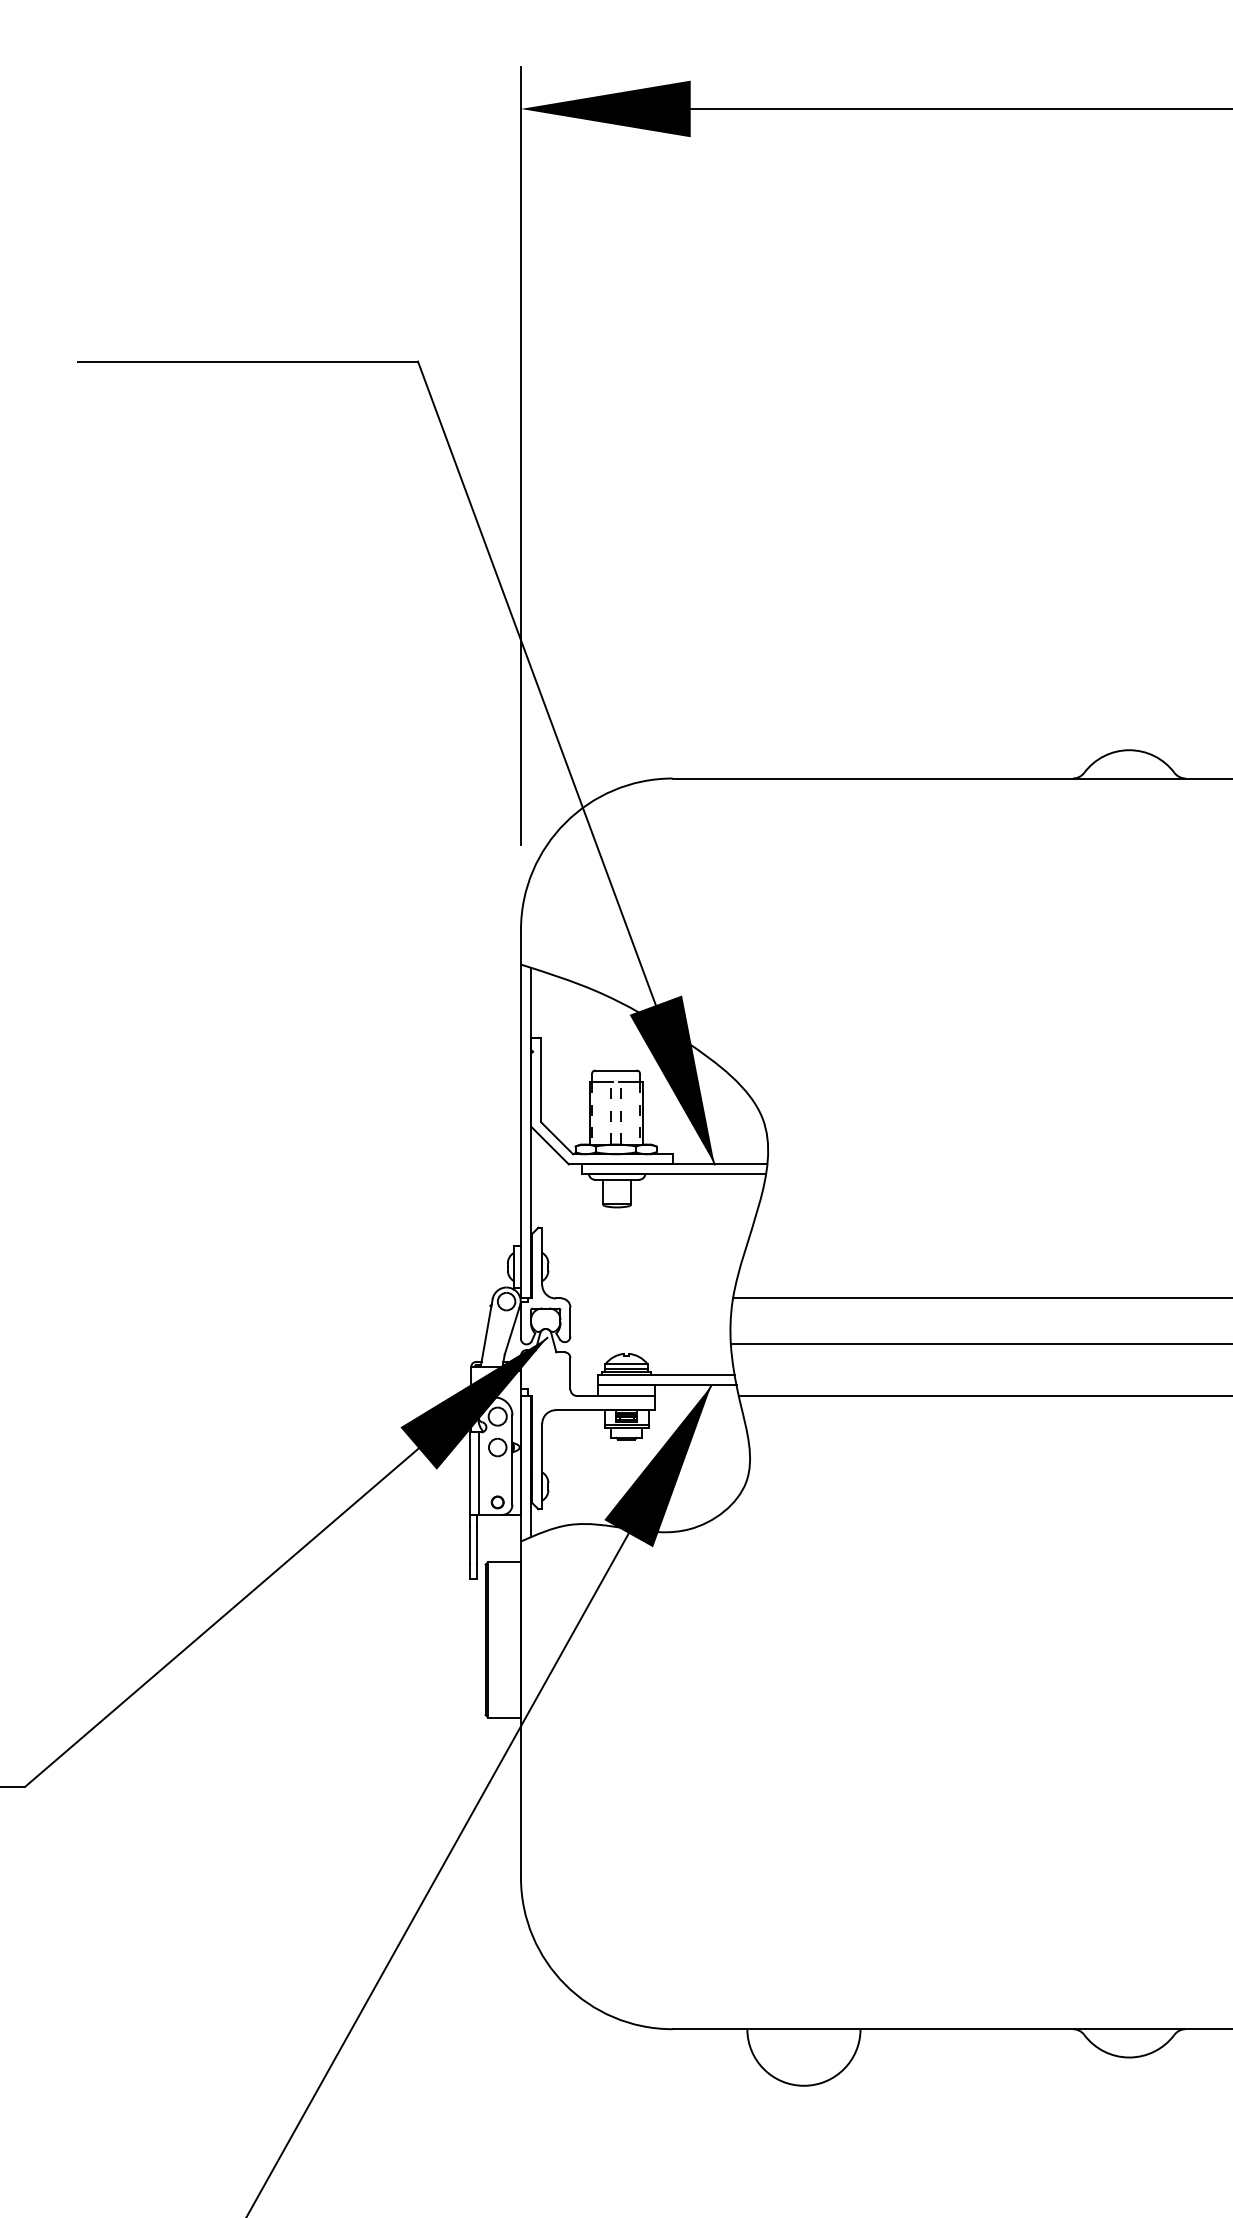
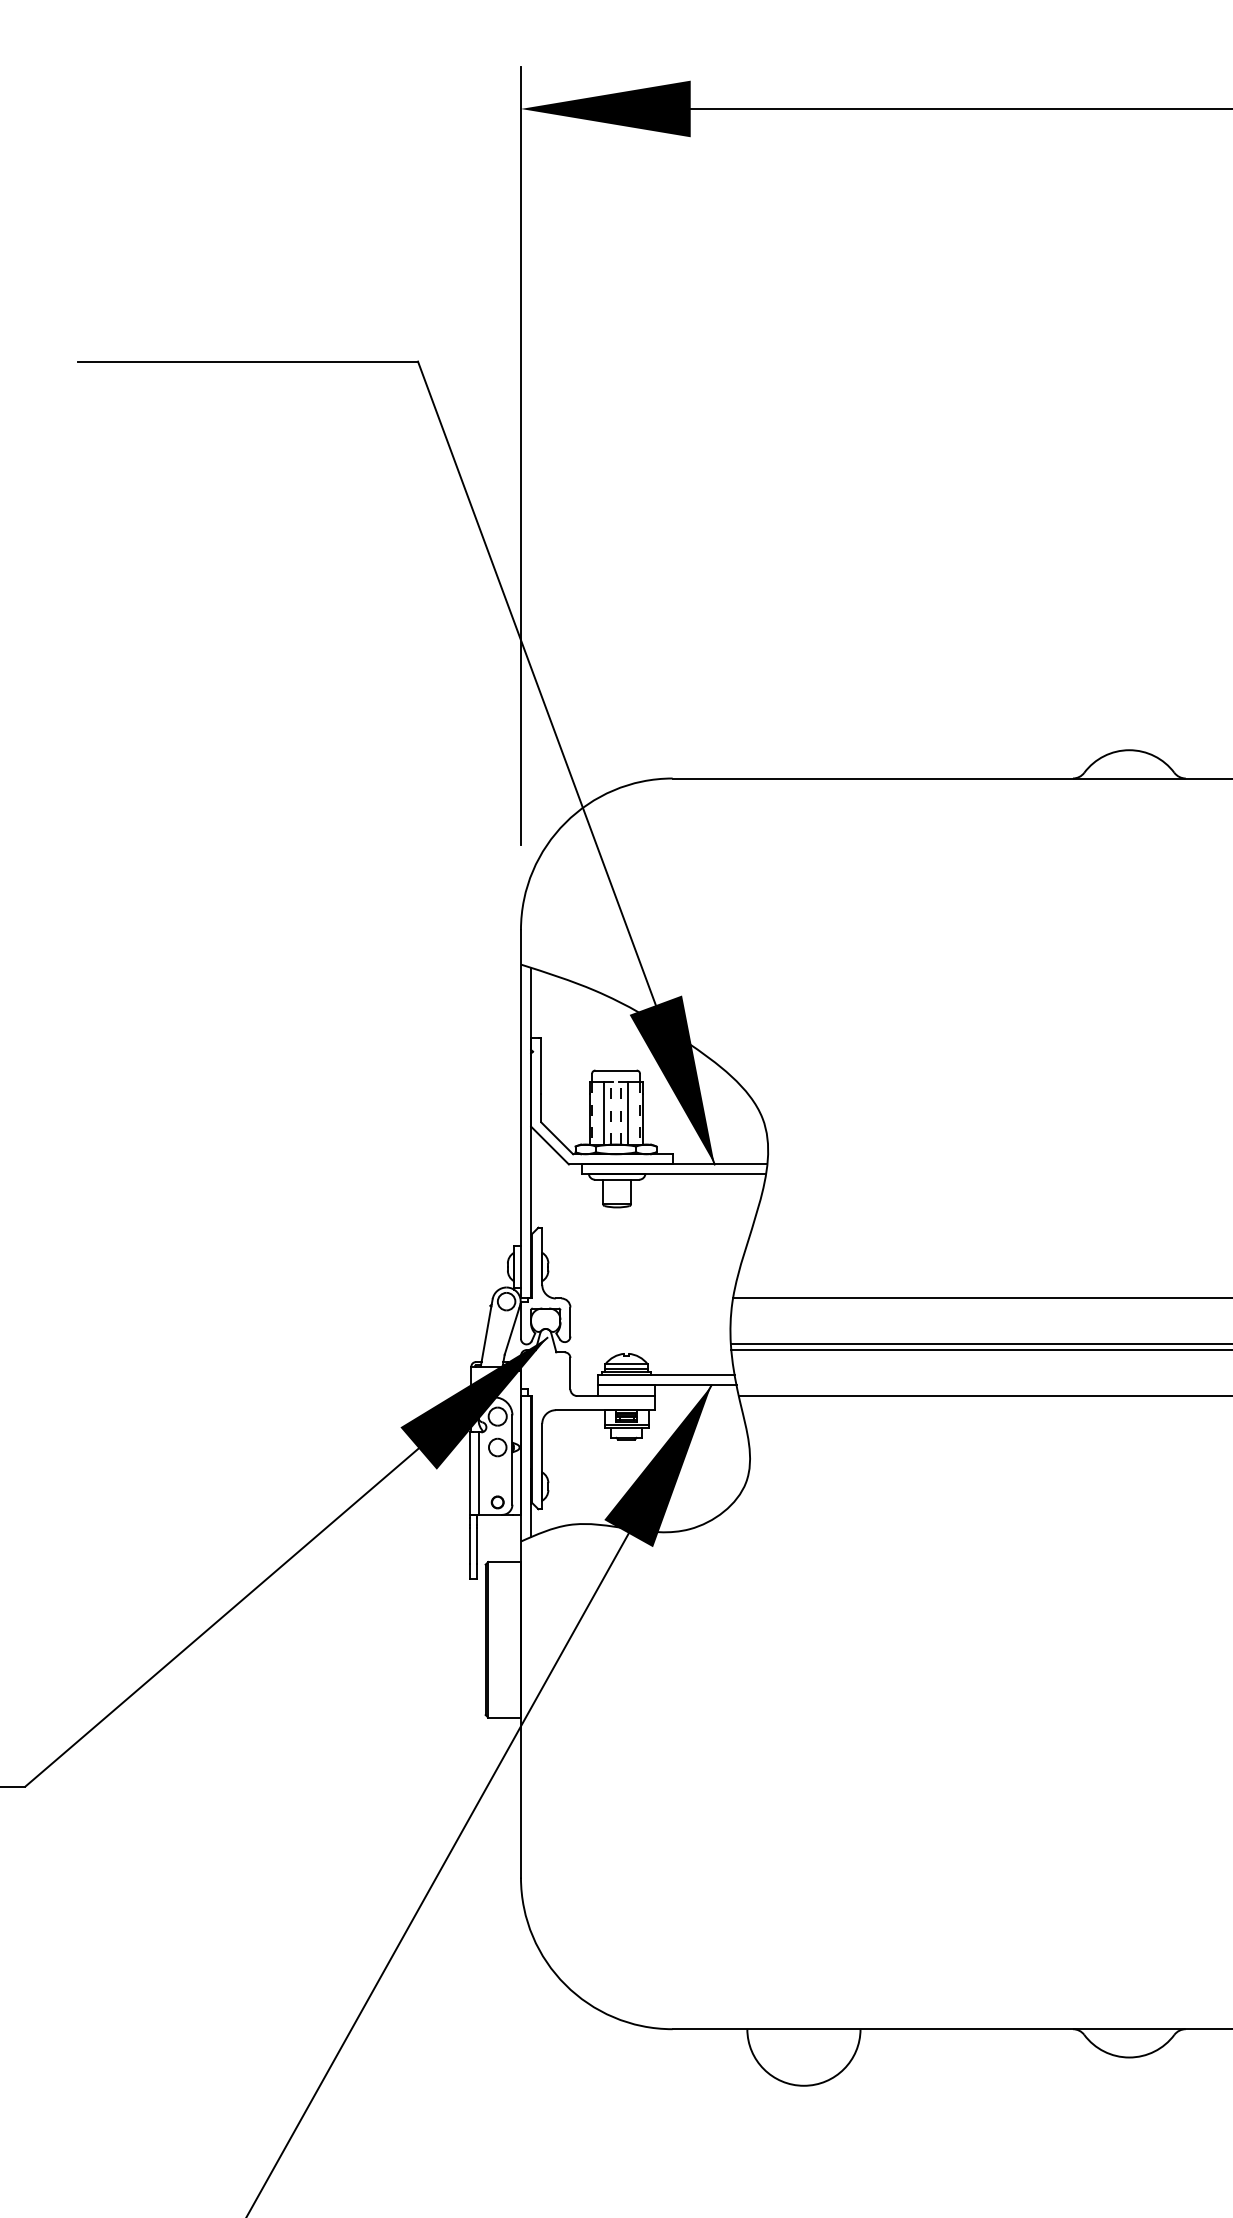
line: none -> present (604, 1112)
line: none -> present (627, 1112)
line: none -> present (980, 1350)
